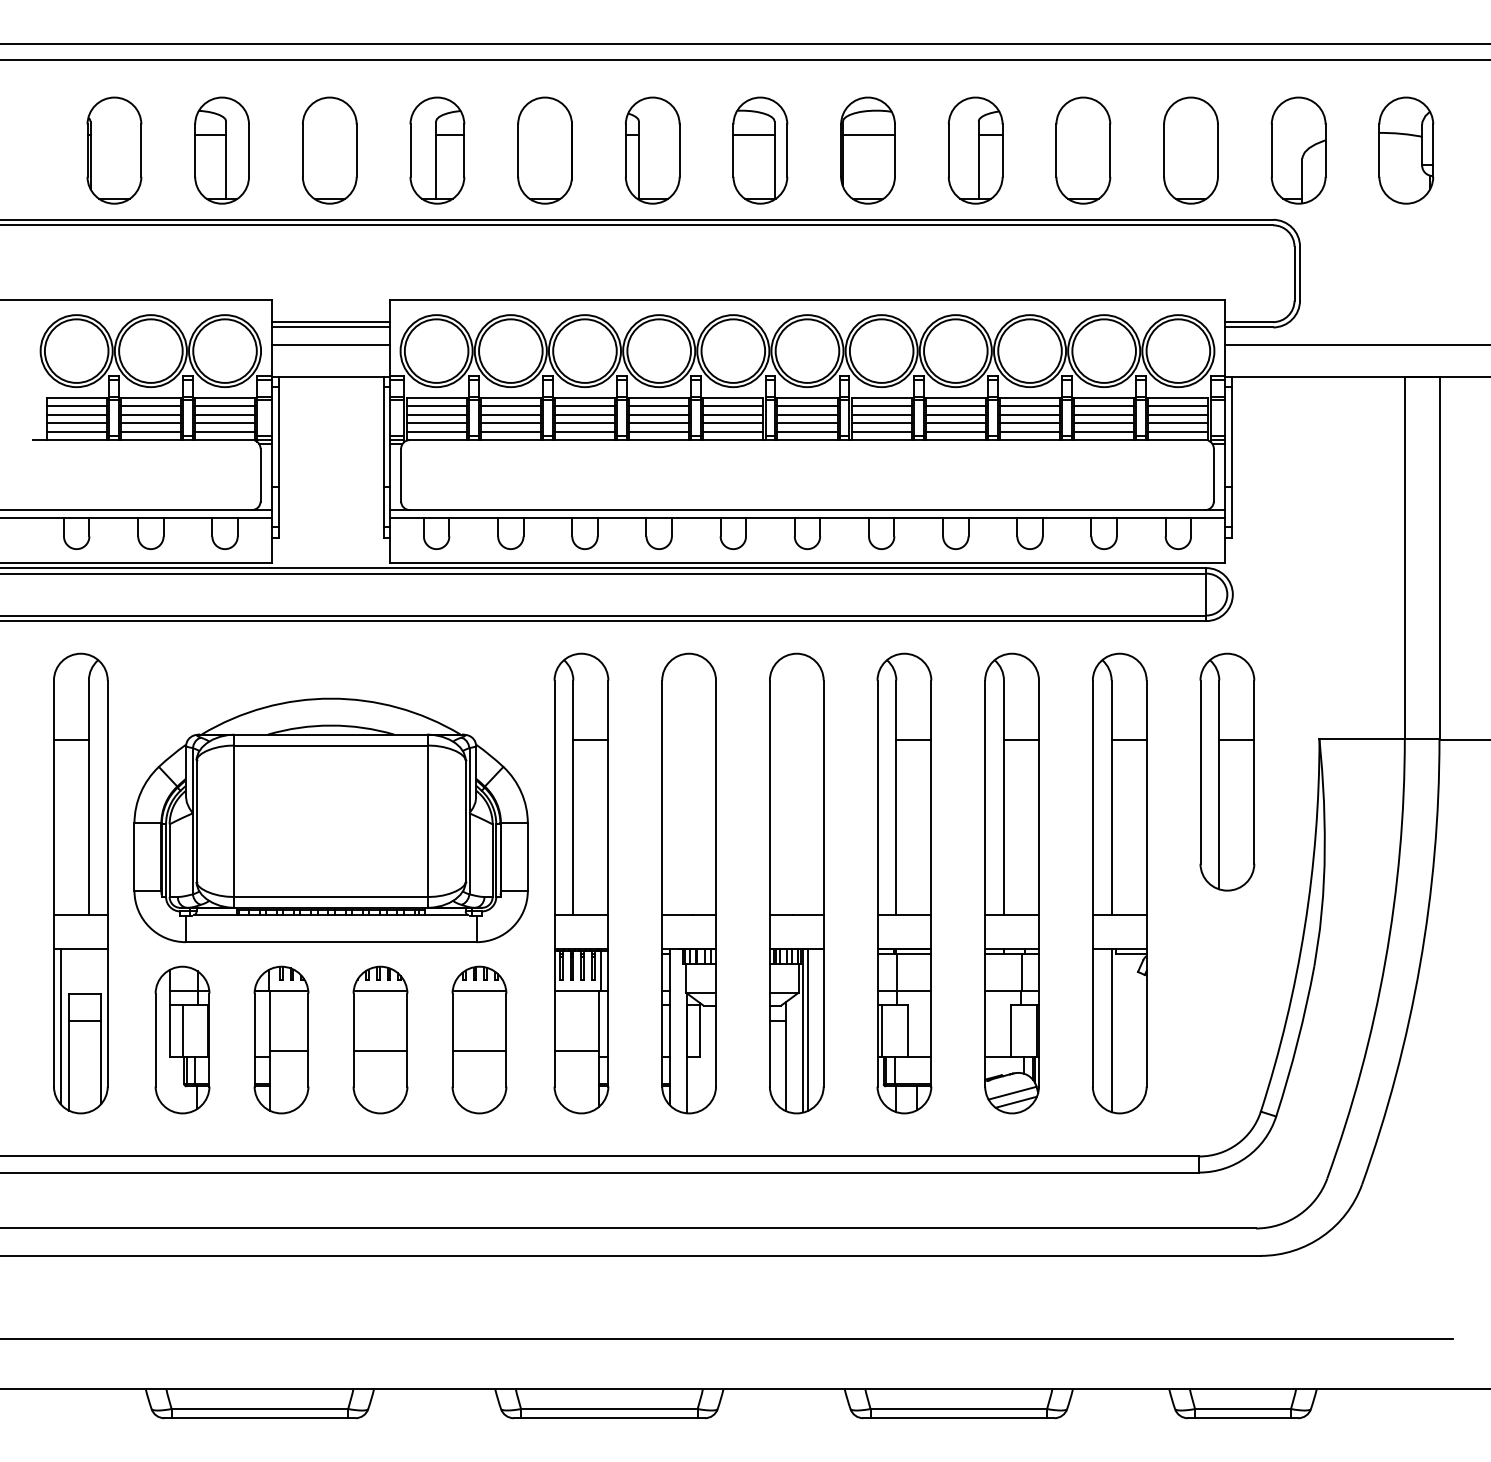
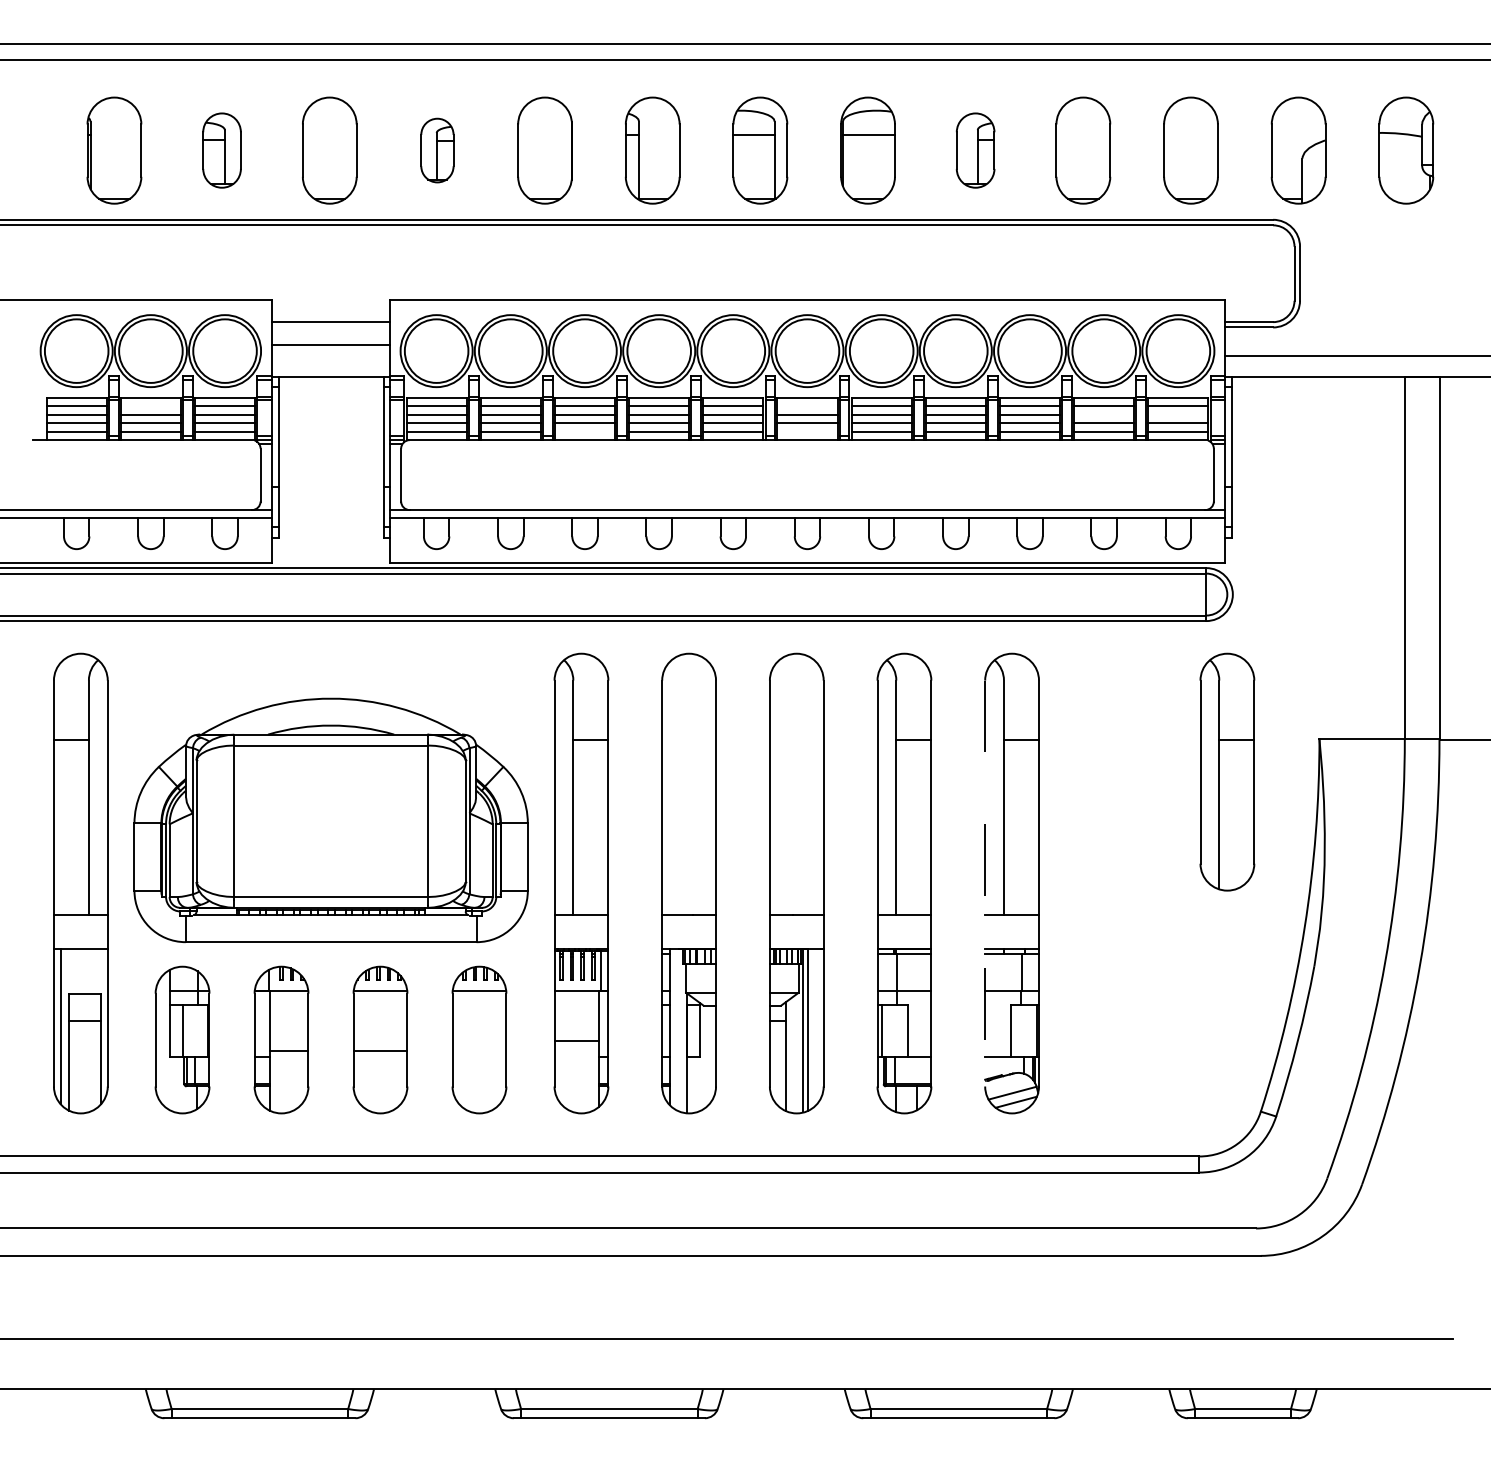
part size: 56x109 px -> 40x77 px (221, 150)
part size: 57x109 px -> 35x67 px (437, 150)
part size: 57x109 px -> 41x77 px (975, 150)
line: present -> none (330, 327)
line position: (1355, 345) -> (1355, 356) (1355, 356)
line: present -> none (150, 405)
line: present -> none (807, 405)
line: present -> none (1104, 415)
line: present -> none (1178, 415)
line: present -> none (584, 432)
line: present -> none (807, 432)
line: solid -> dashed (985, 883)
part: present -> none (1119, 883)
line: present -> none (479, 1050)
line position: (576, 1050) -> (576, 1040) (576, 1040)
